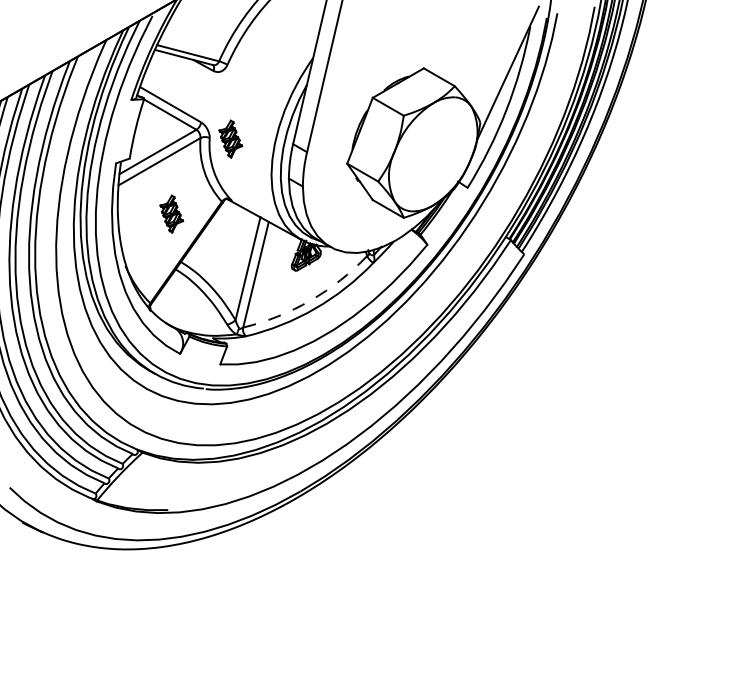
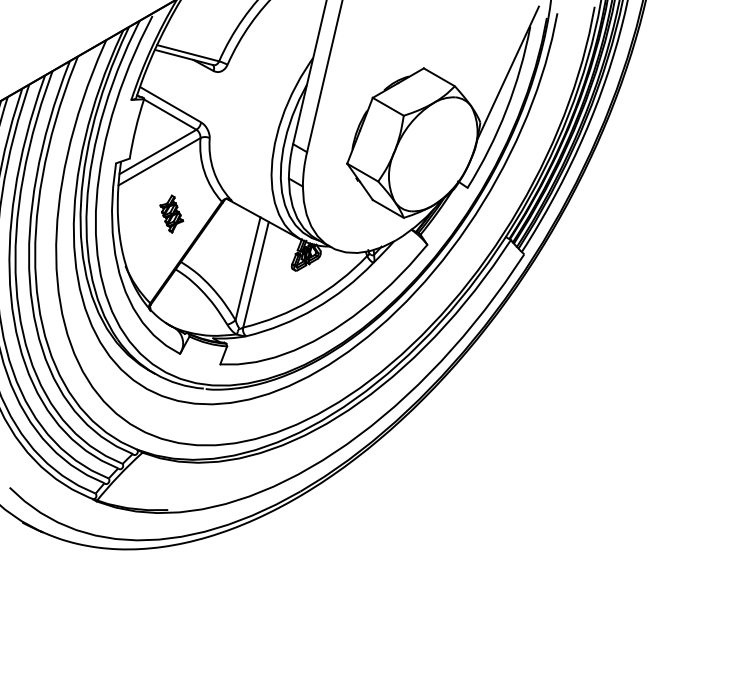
part: present -> none (230, 138)
arc: dashed -> solid (310, 300)
